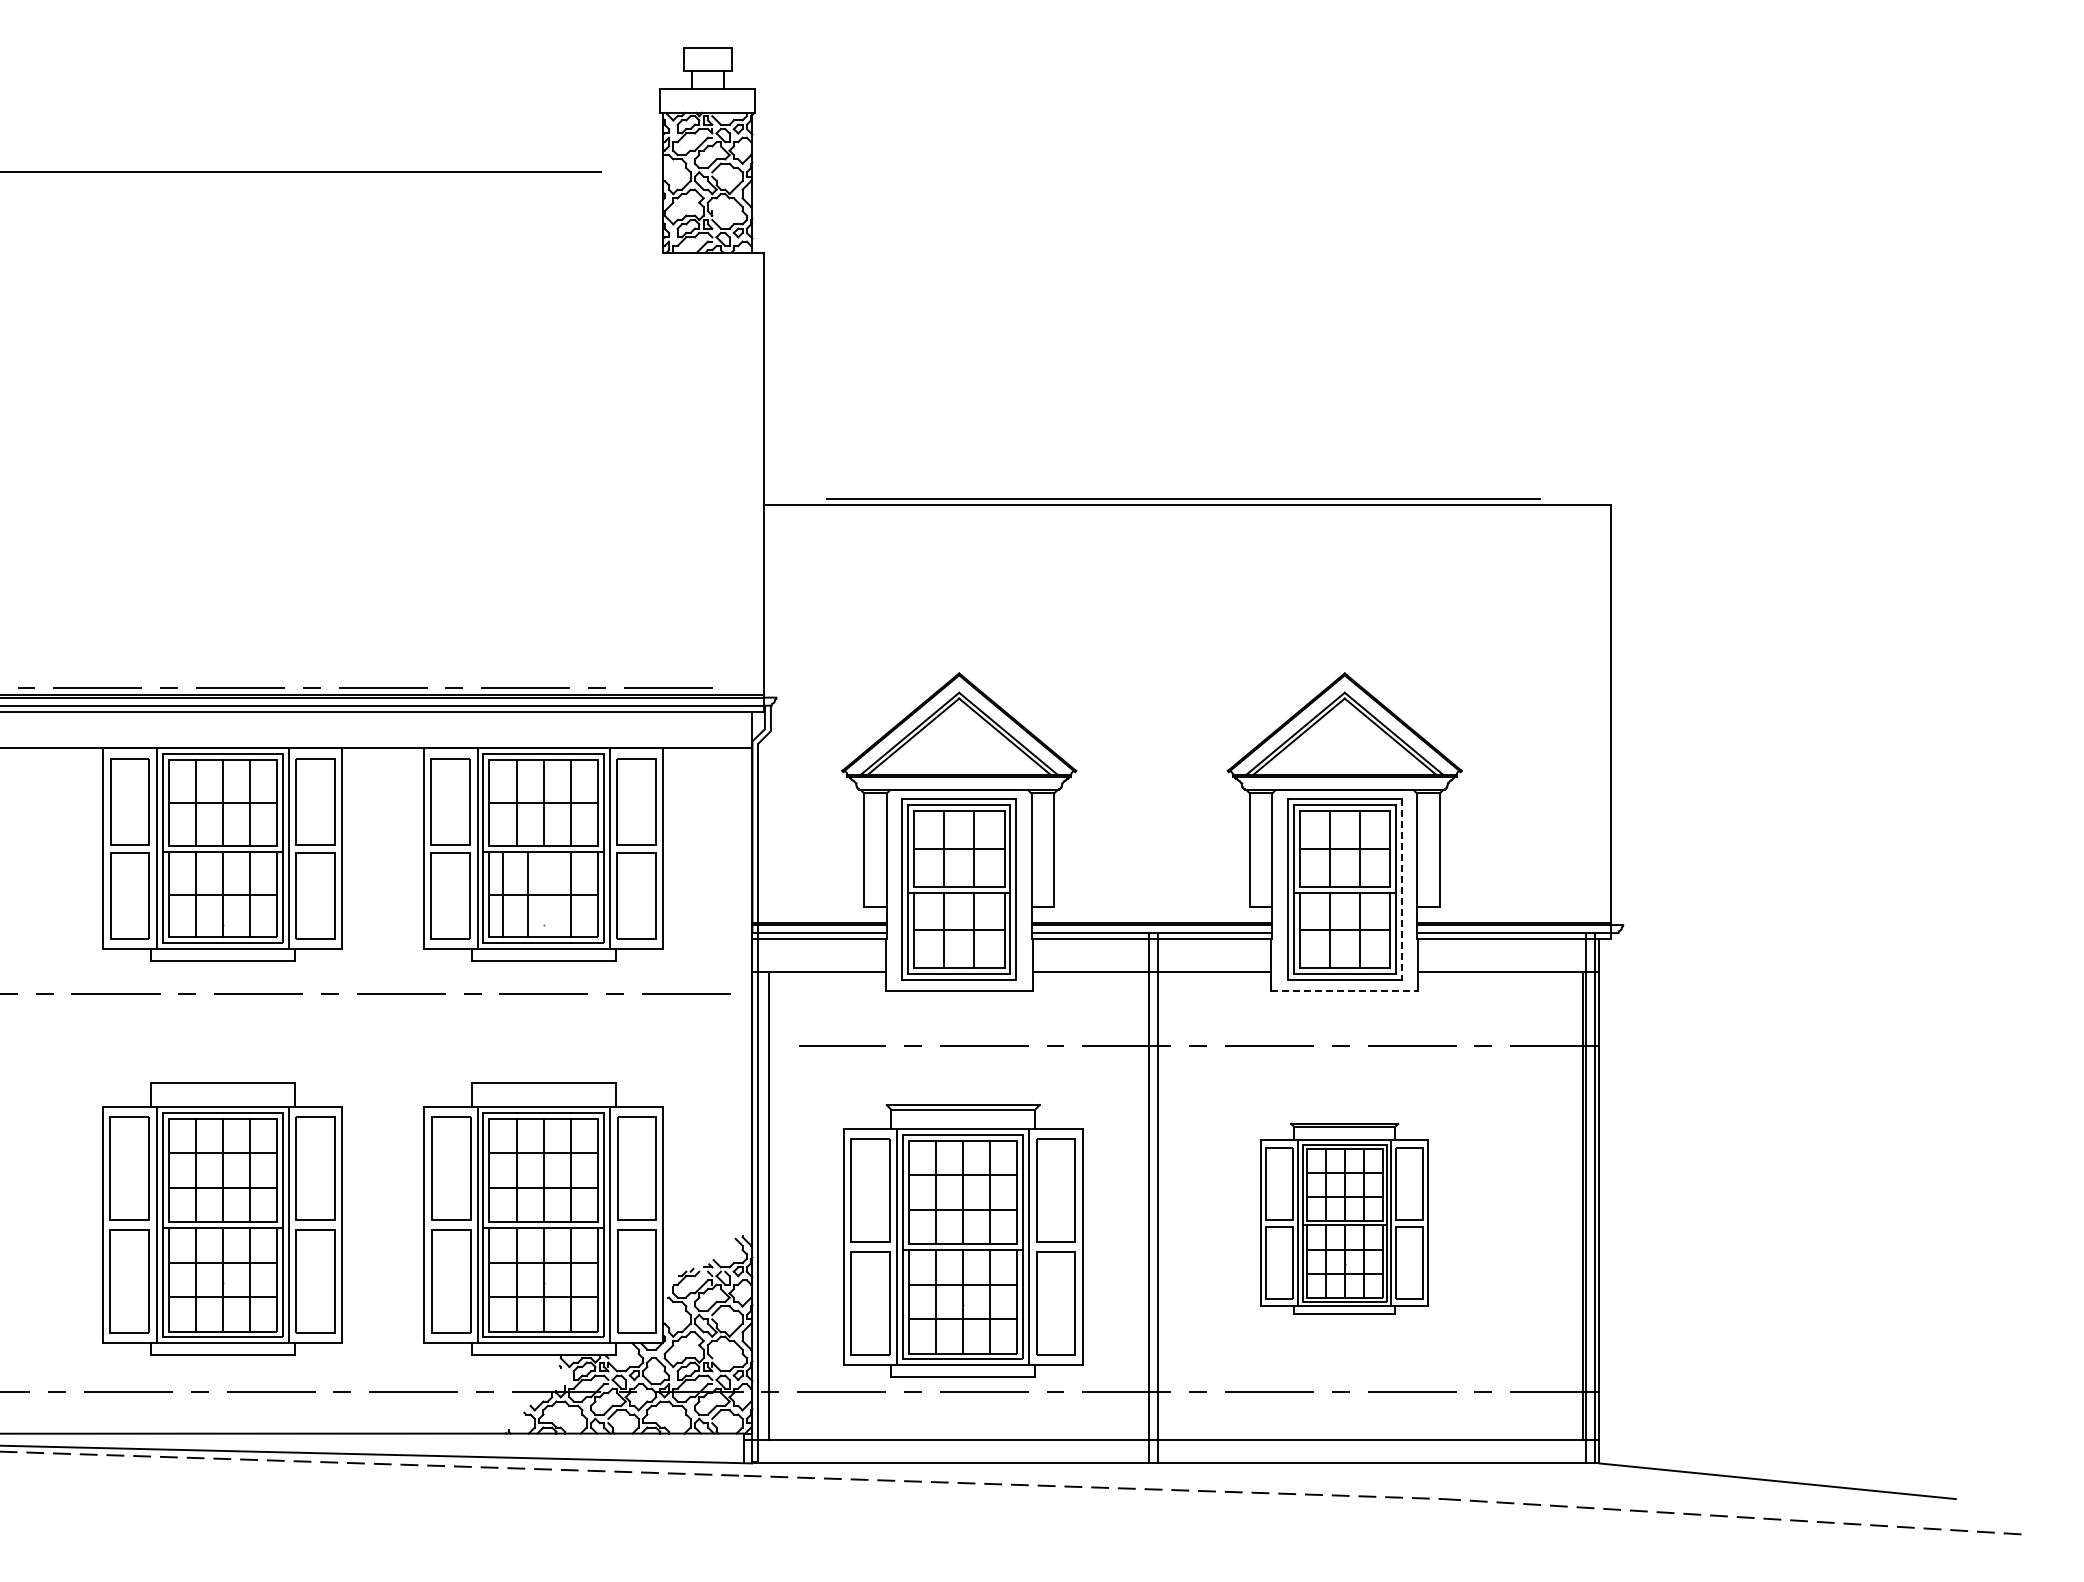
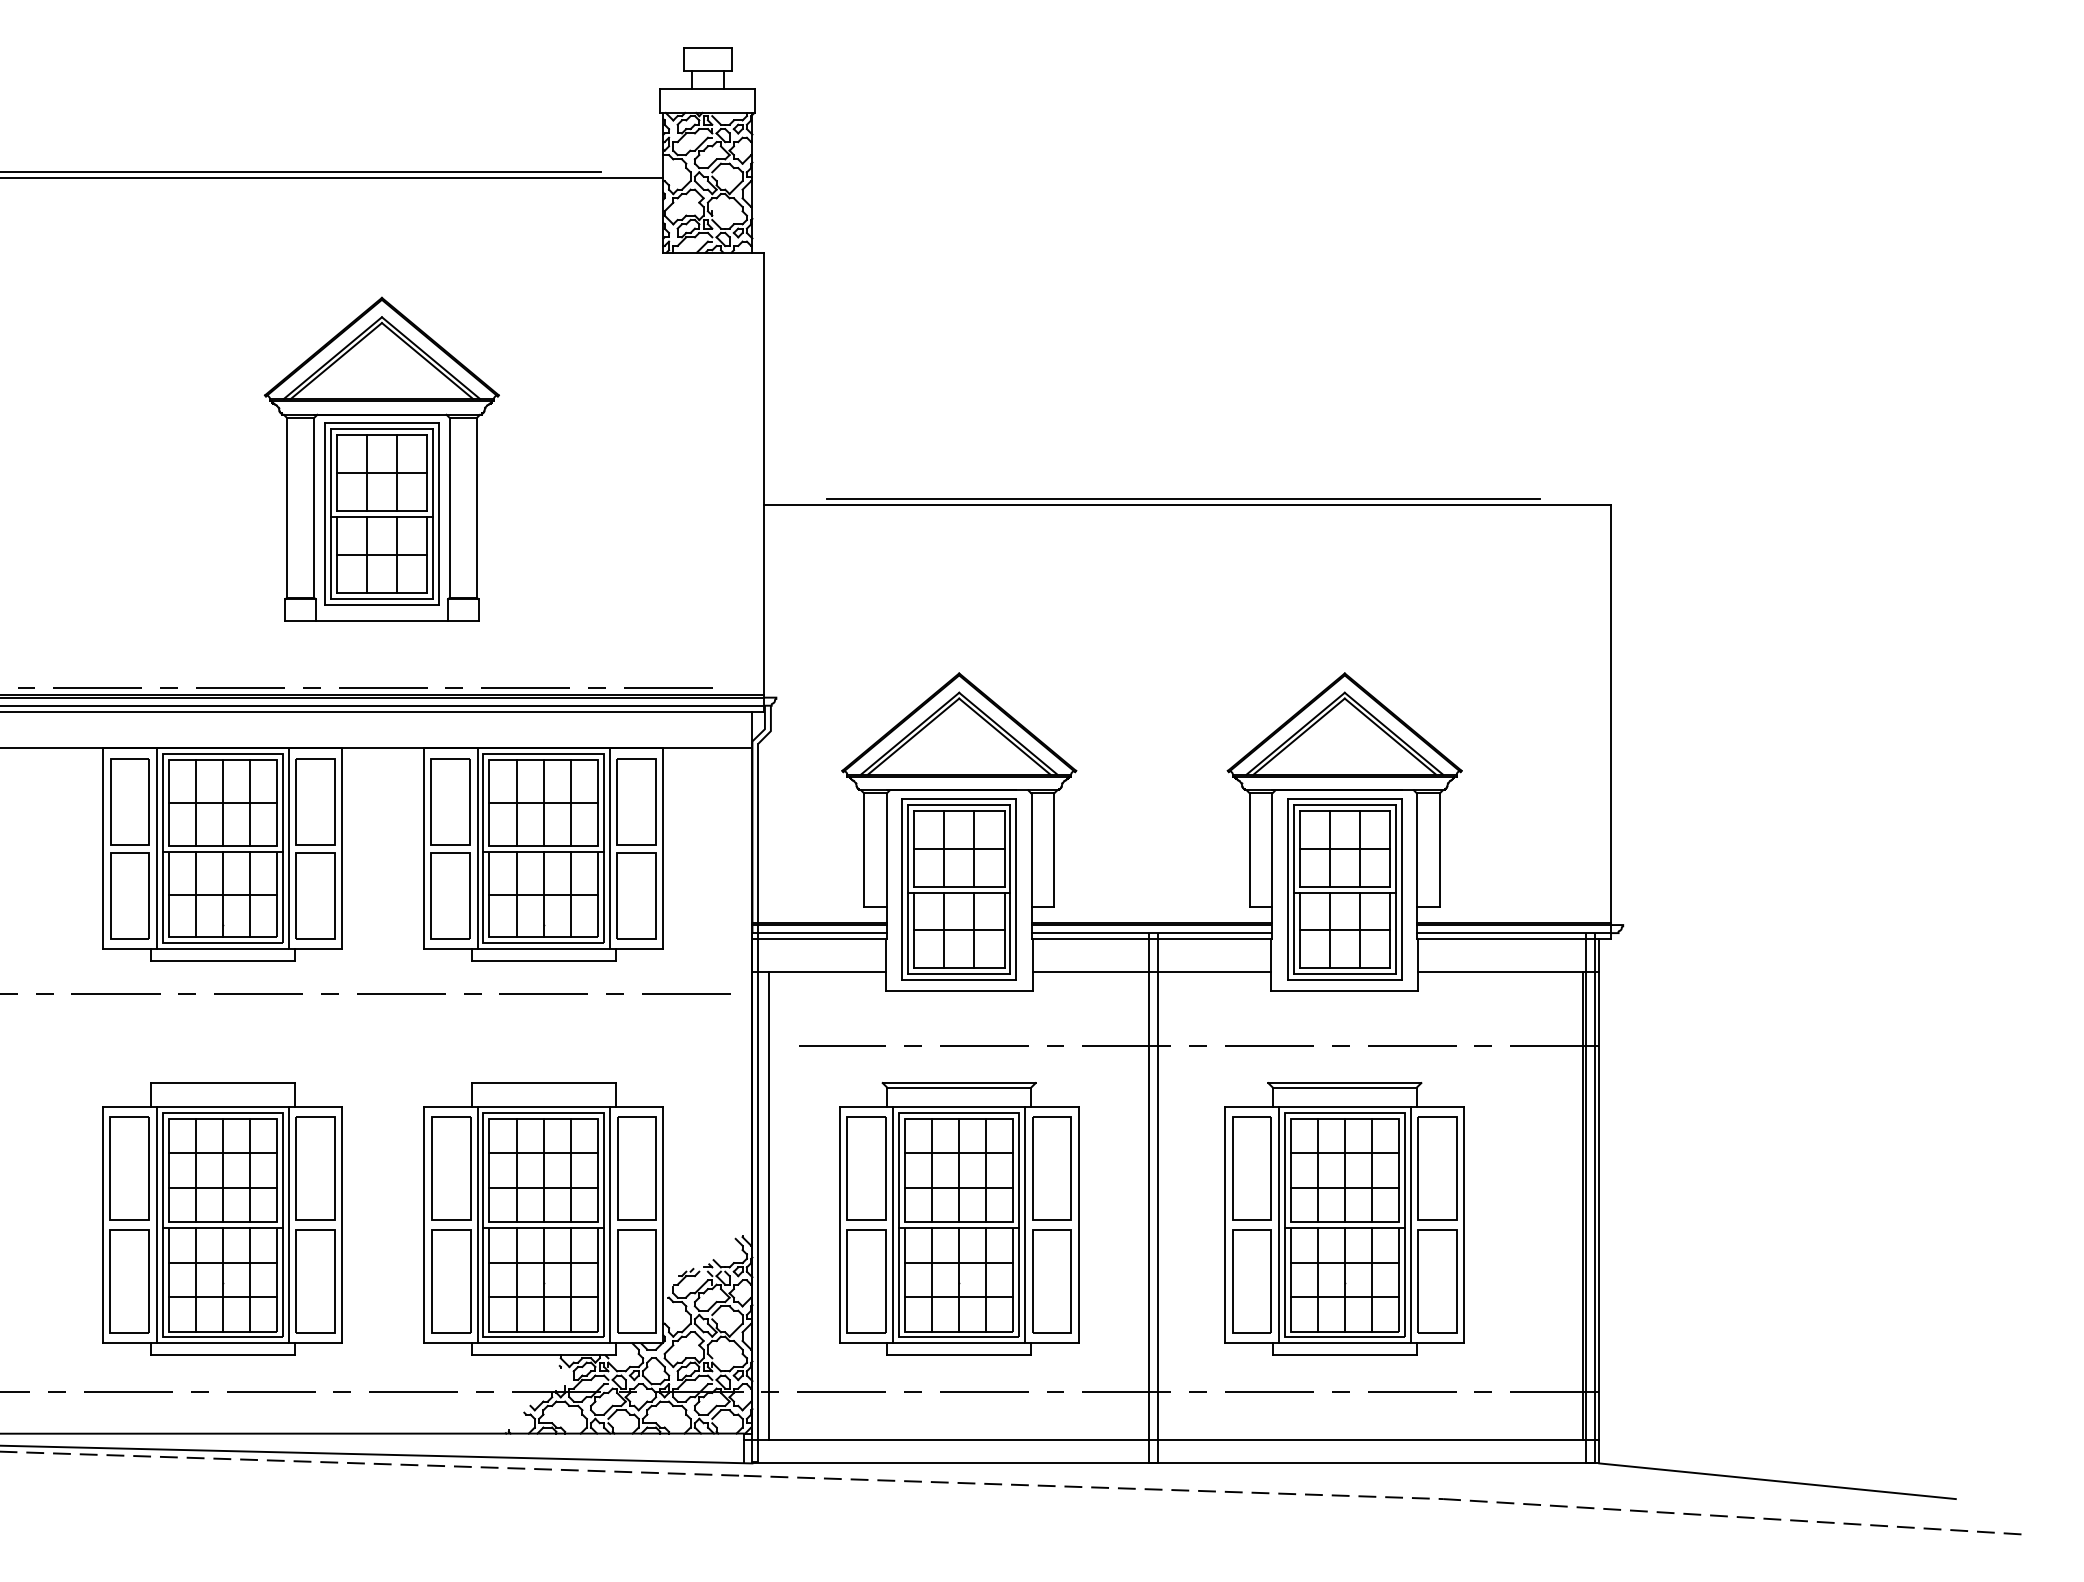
line: none -> present (332, 178)
part: none -> present (381, 458)
line: dashed -> solid (1402, 889)
line position: (502, 894) -> (516, 894) (516, 894)
line position: (527, 894) -> (543, 894) (543, 894)
line: dashed -> solid (1344, 990)
part size: 169x193 px -> 241x274 px (1344, 1218)
part position: (963, 1240) -> (959, 1218) (959, 1218)
